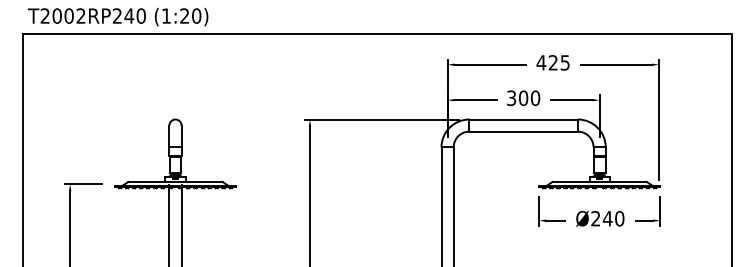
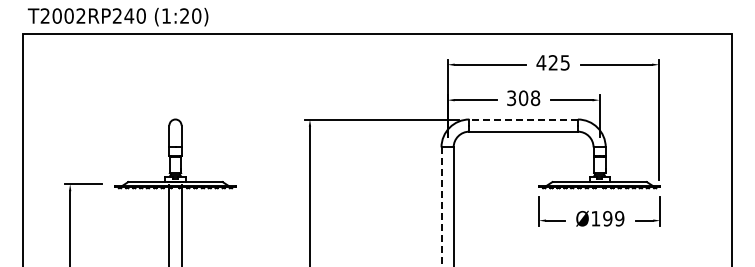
text: 300 -> 308 (535, 97)
line: solid -> dashed (523, 119)
line: solid -> dashed (441, 207)
text: Ø240 -> Ø199 (607, 218)
